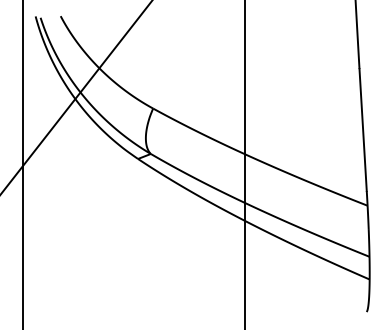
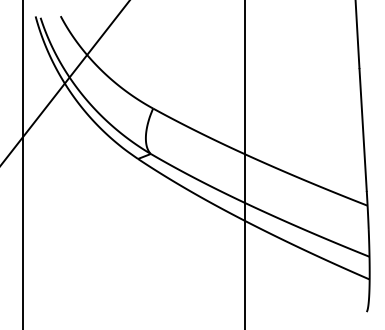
line position: (76, 97) -> (65, 82) (65, 82)
